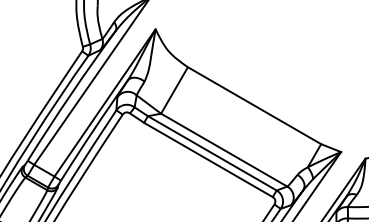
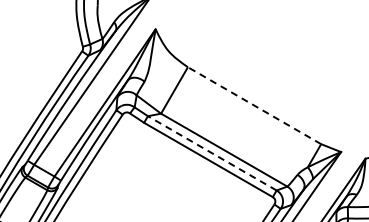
line: solid -> dashed (254, 105)
line: solid -> dashed (211, 153)
